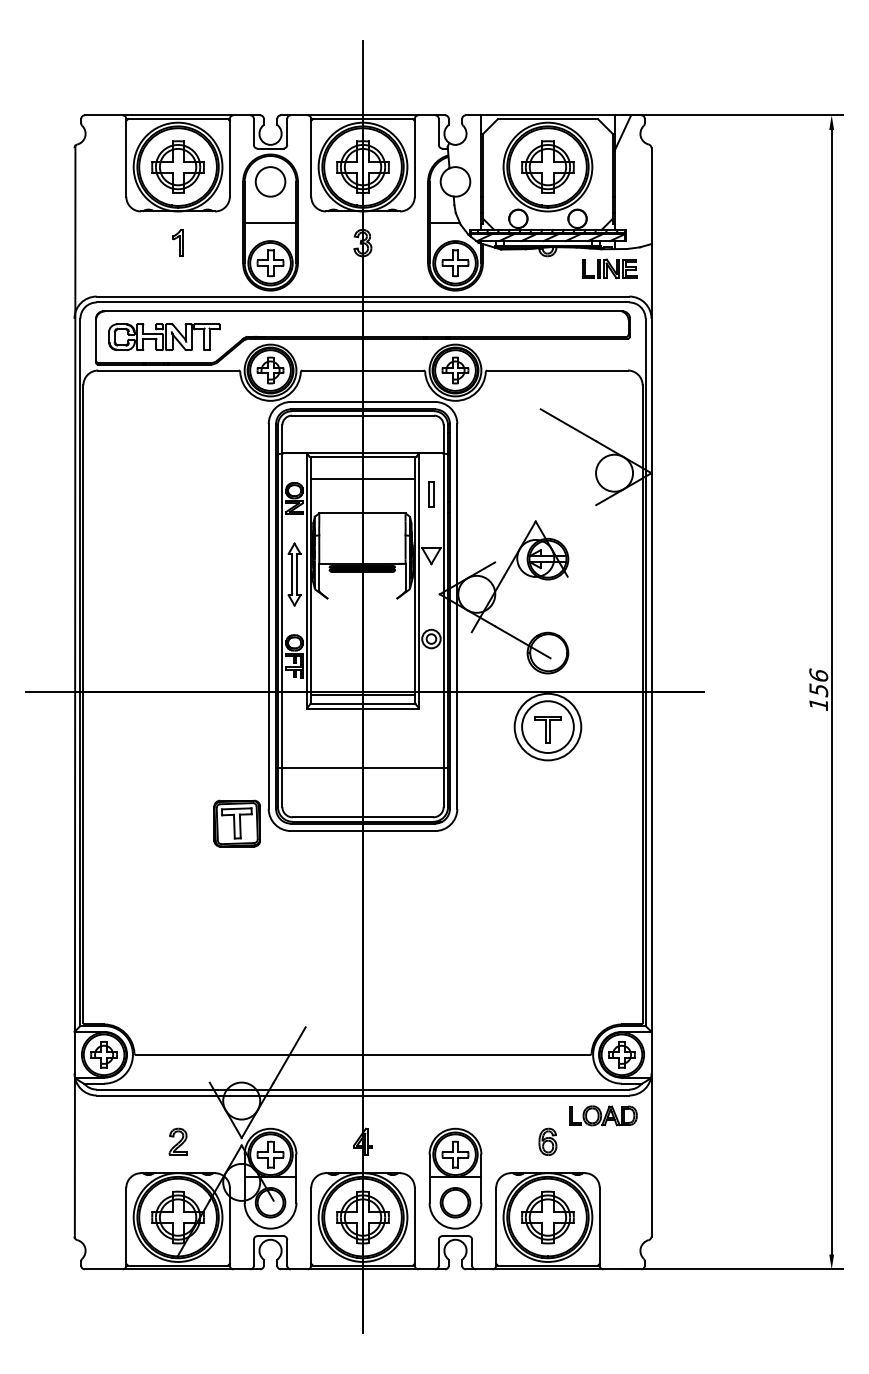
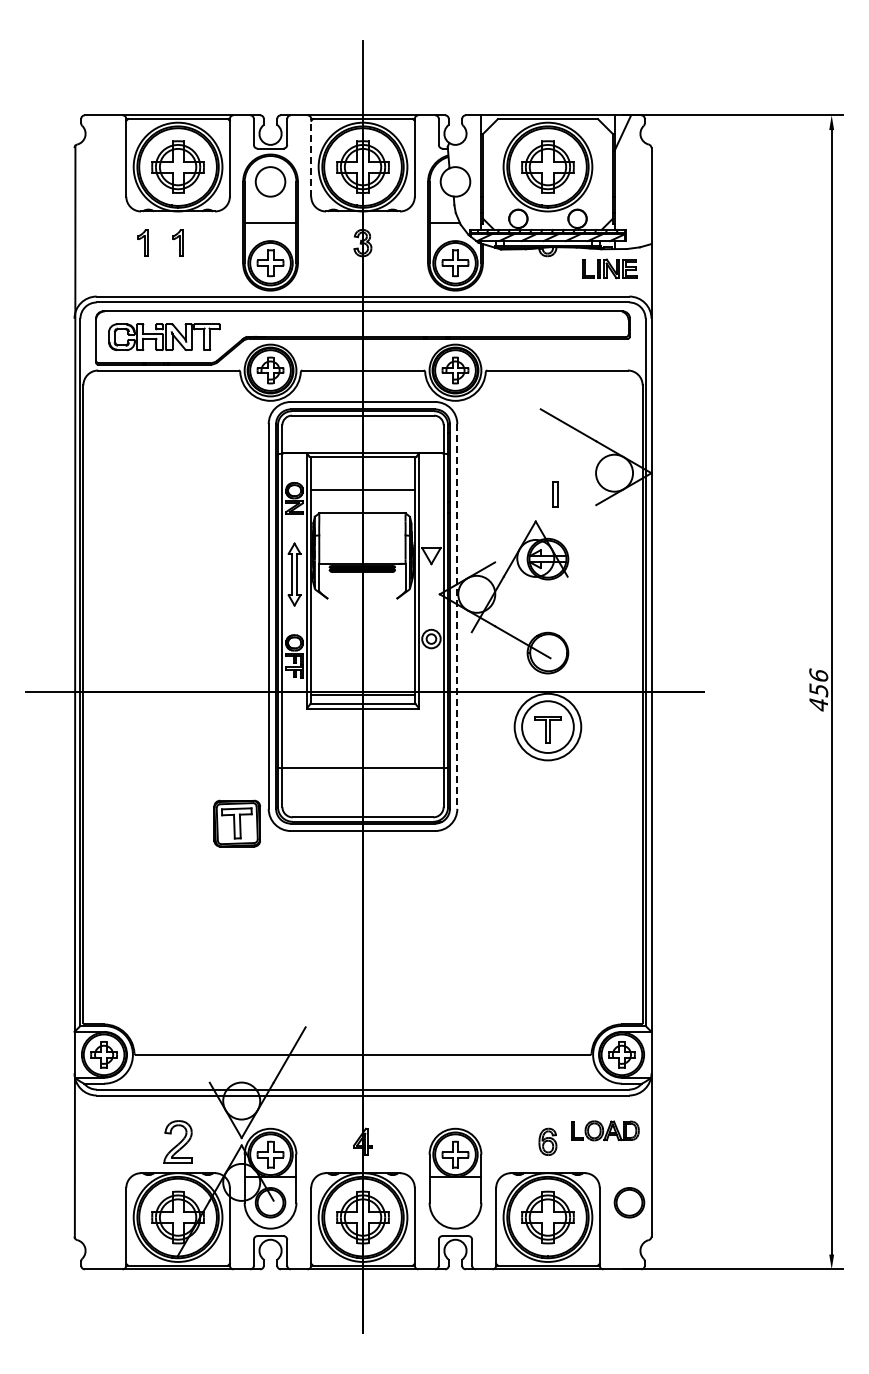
line: solid -> dashed (311, 157)
part: none -> present (142, 242)
line position: (362, 478) -> (362, 489) (362, 489)
part position: (431, 494) -> (555, 494) (555, 494)
line: solid -> dashed (457, 617)
text: 156 -> 456 (818, 704)
part position: (603, 1115) -> (605, 1130) (605, 1130)
part size: 20x29 px -> 30x44 px (177, 1141)
part position: (455, 1202) -> (629, 1202) (629, 1202)
